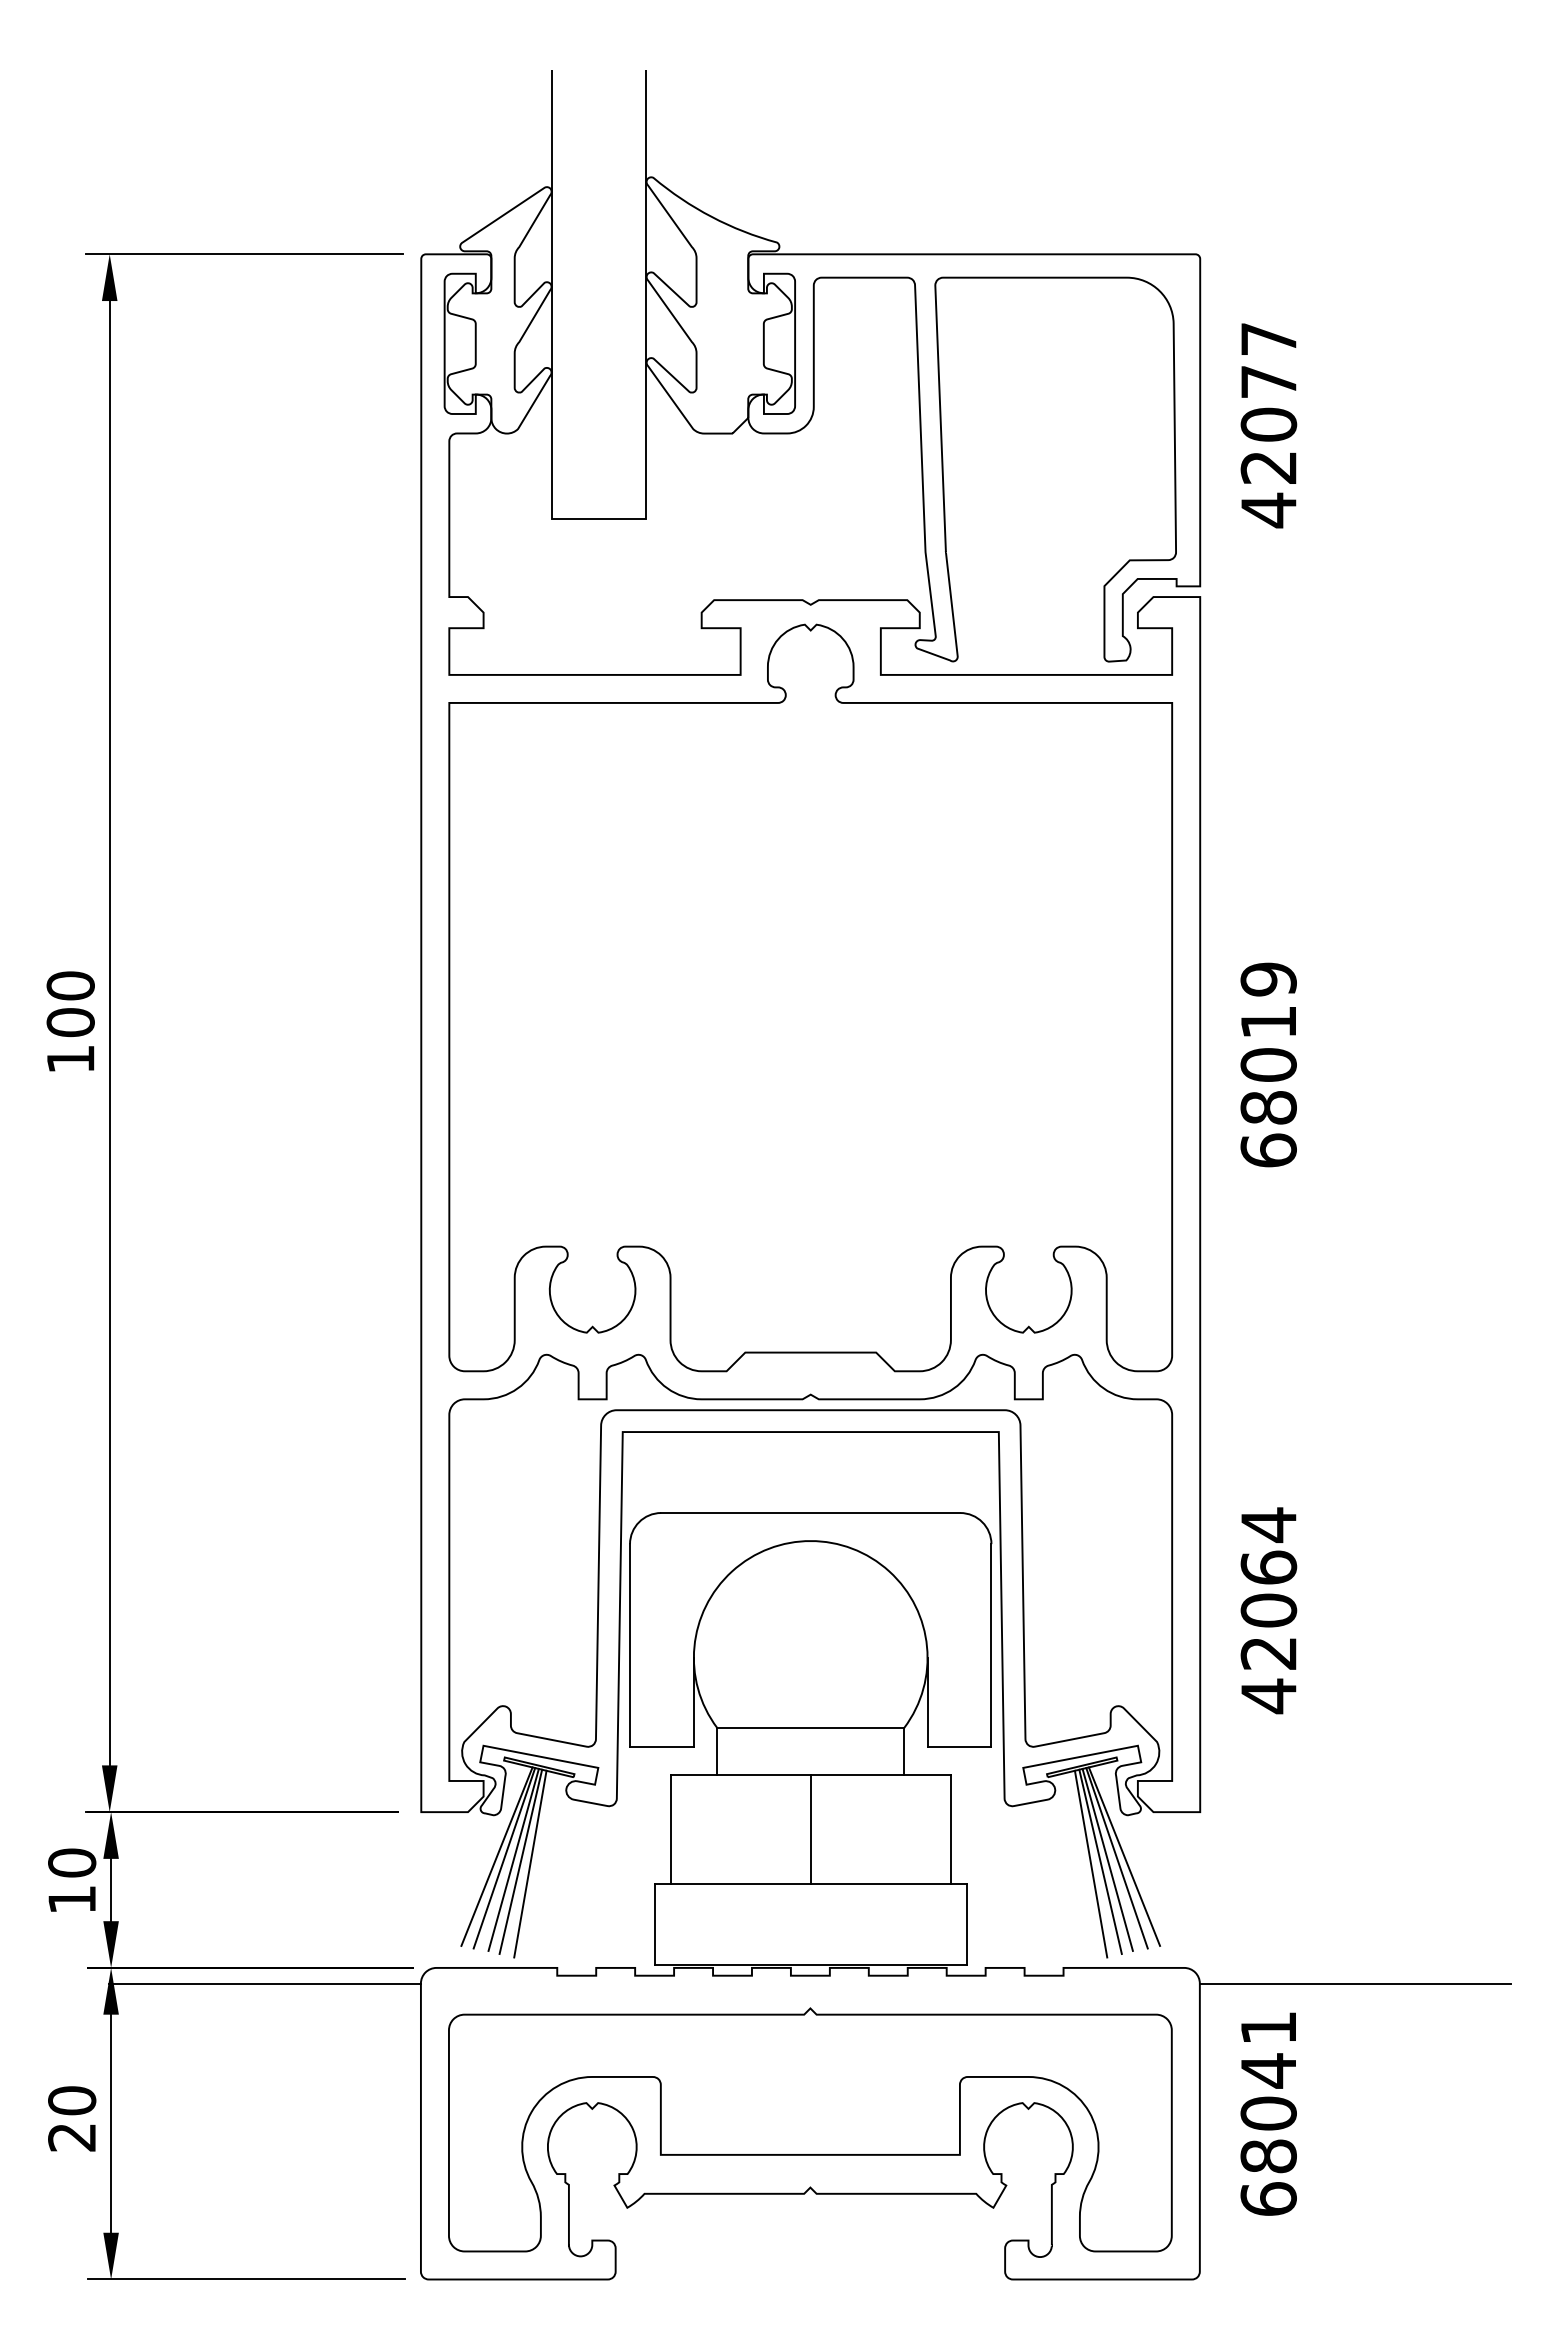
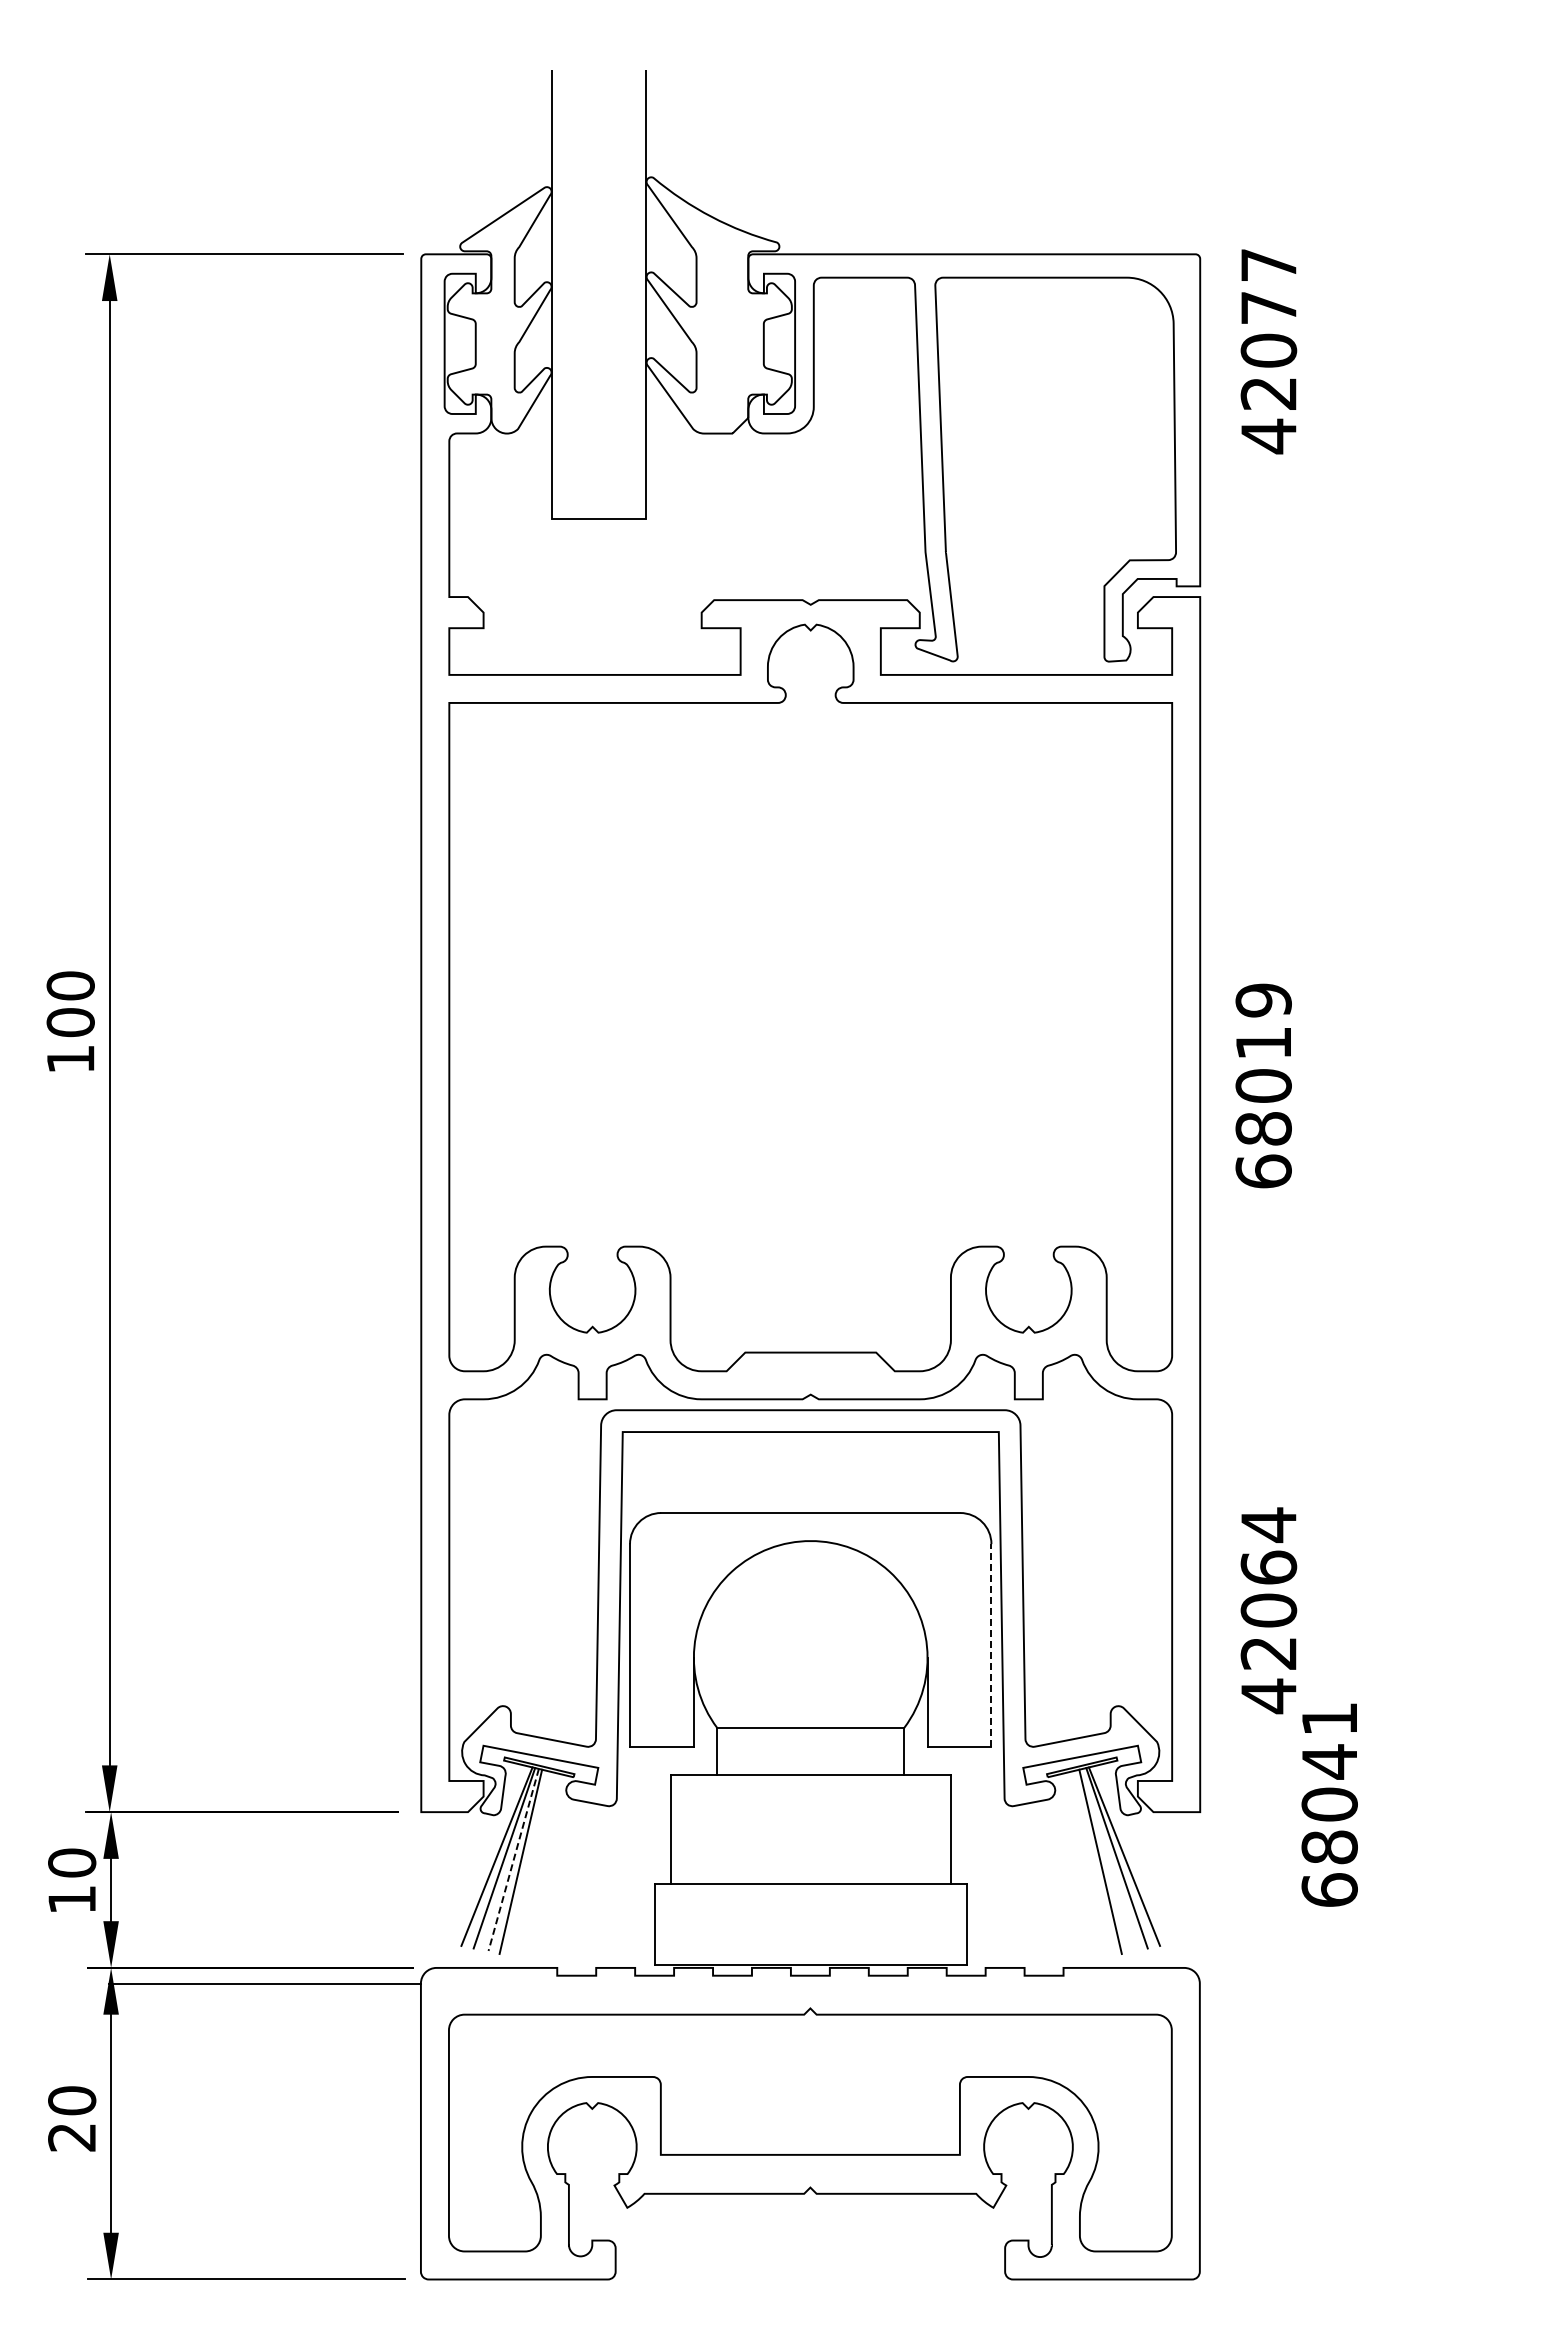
text position: (1268, 425) -> (1268, 351) (1268, 351)
text position: (1268, 1064) -> (1263, 1085) (1263, 1085)
line: solid -> dashed (991, 1644)
line: present -> none (810, 1828)
line: present -> none (1107, 1859)
line: solid -> dashed (513, 1860)
line: present -> none (530, 1863)
line: present -> none (1090, 1863)
line: present -> none (1355, 1983)
text position: (1268, 2113) -> (1329, 1804) (1329, 1804)
